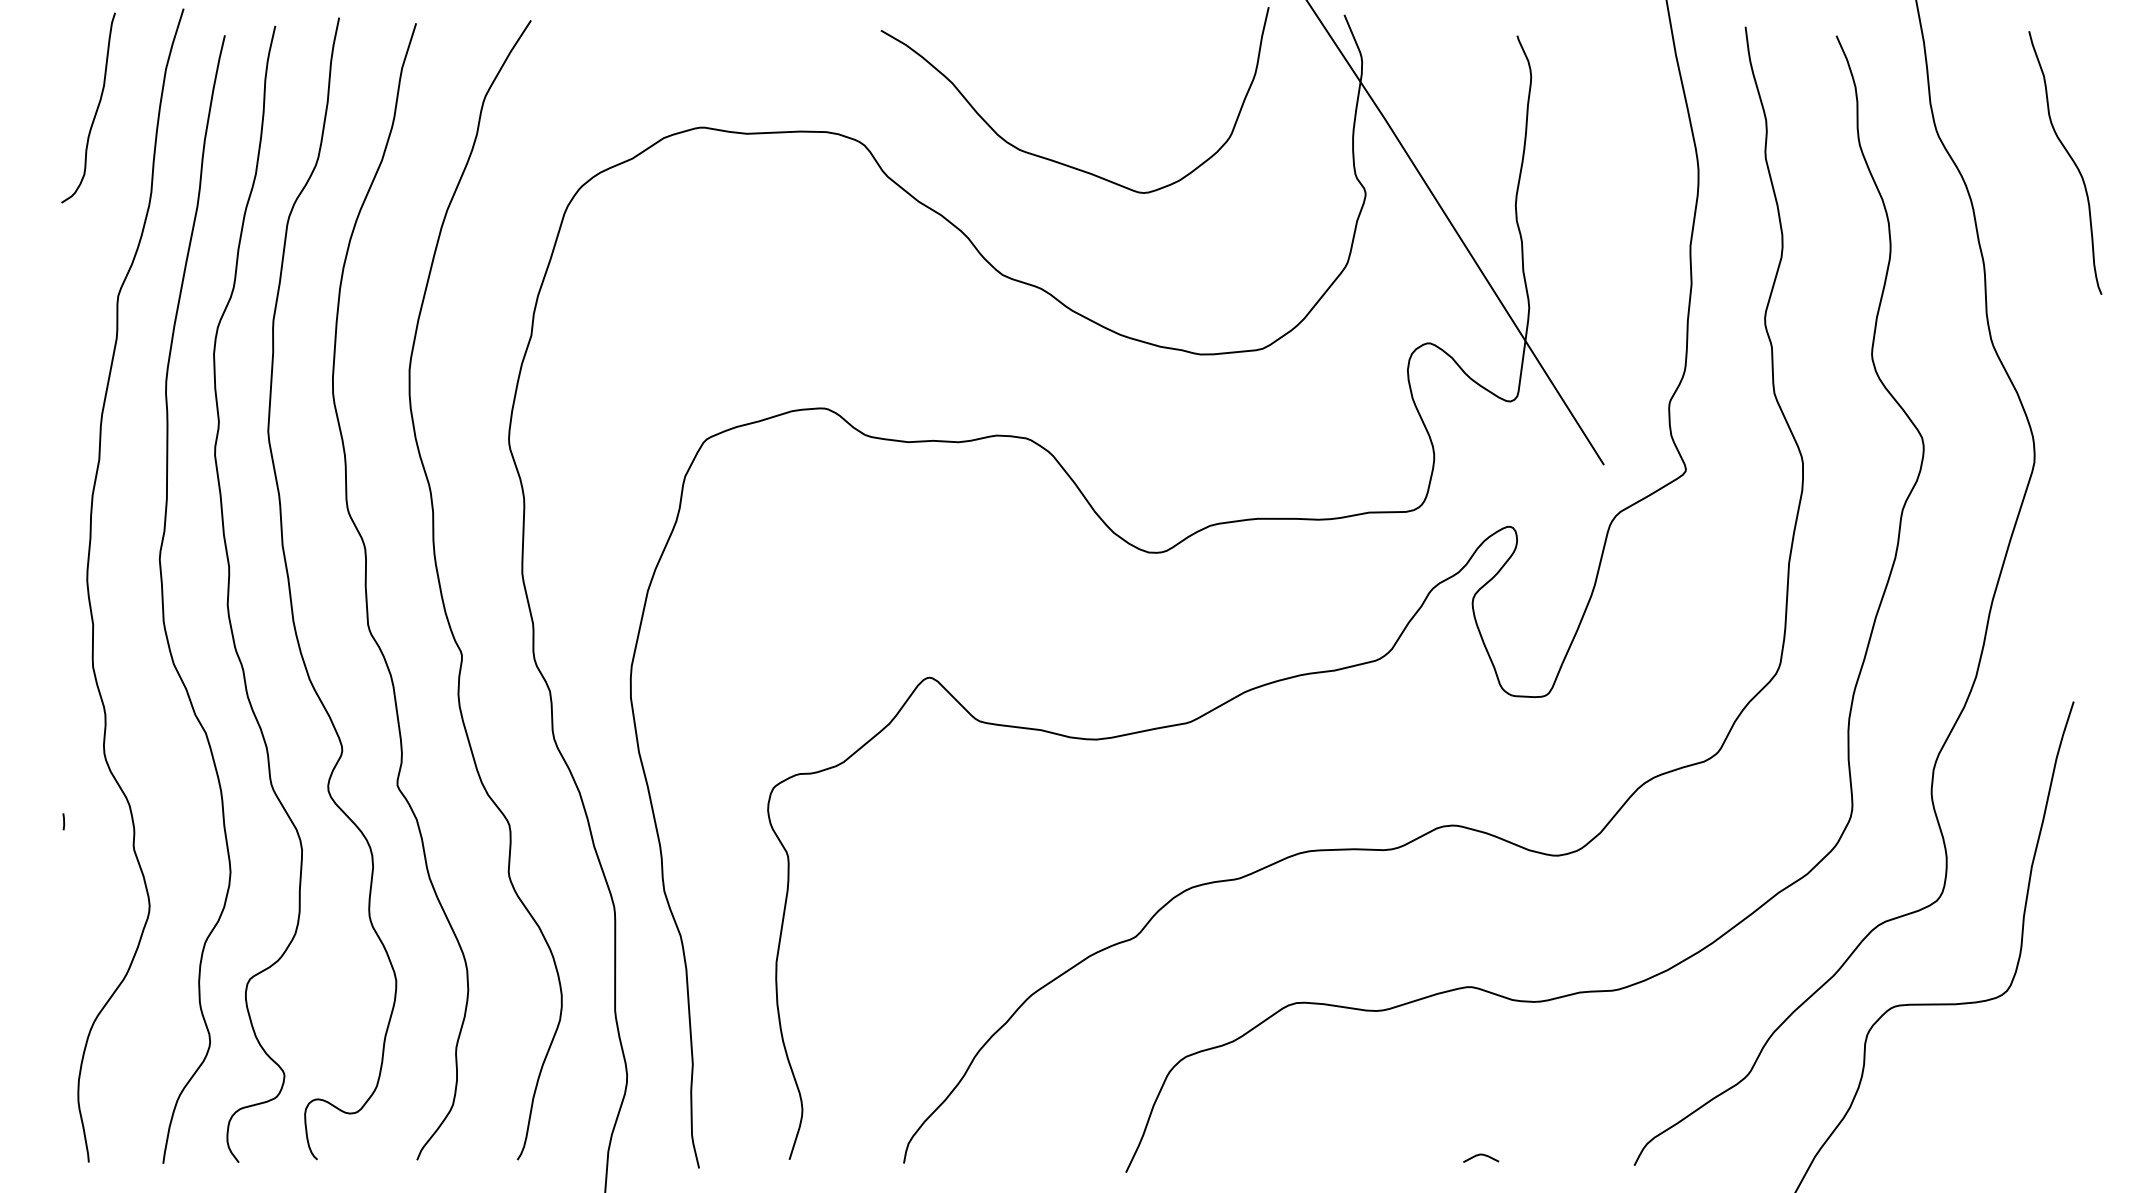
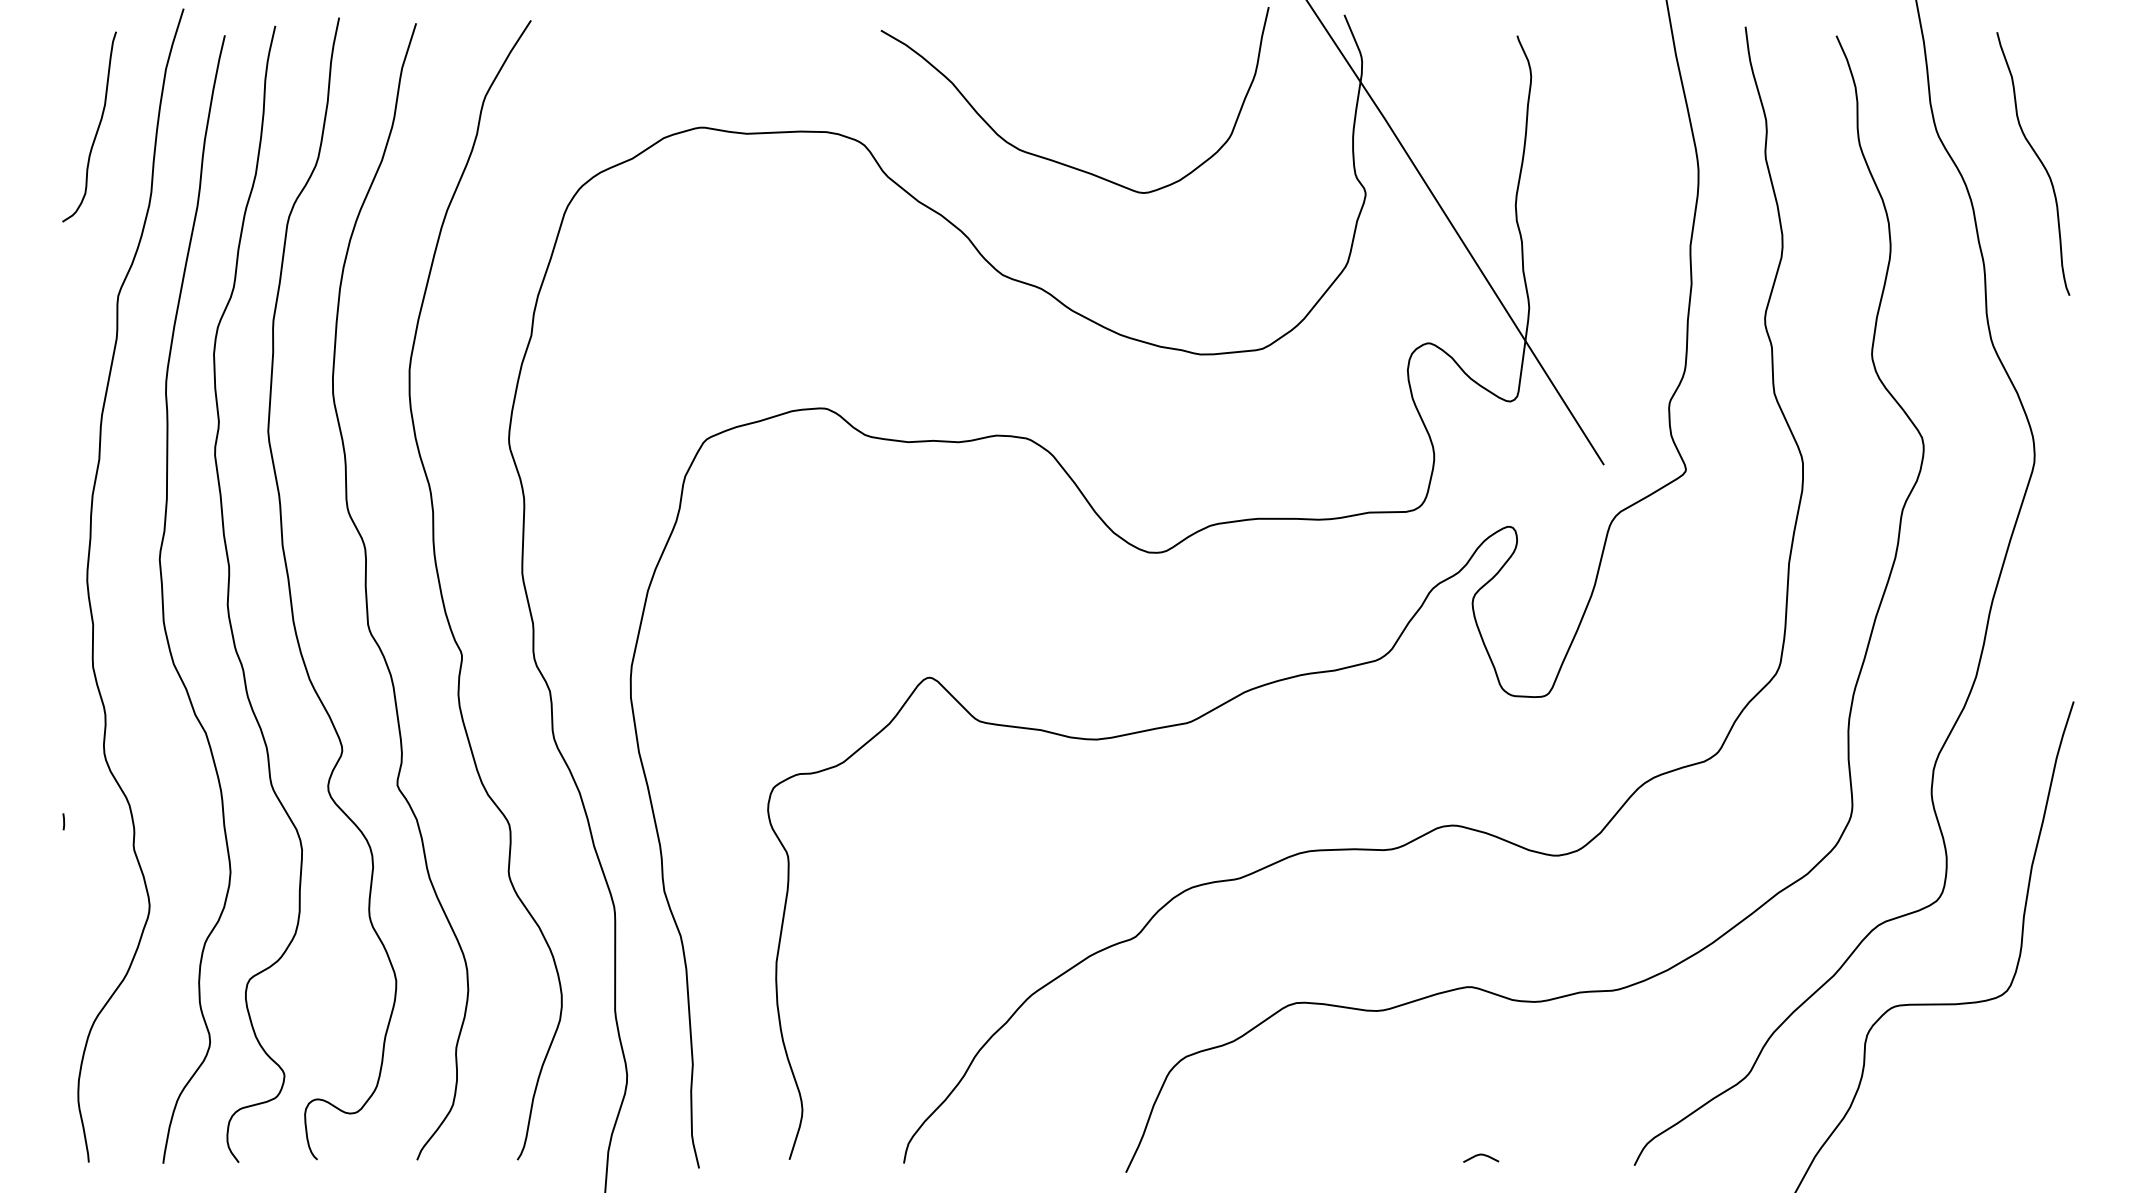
curve position: (96, 108) -> (97, 127) (97, 127)
curve position: (2071, 160) -> (2039, 161) (2039, 161)
